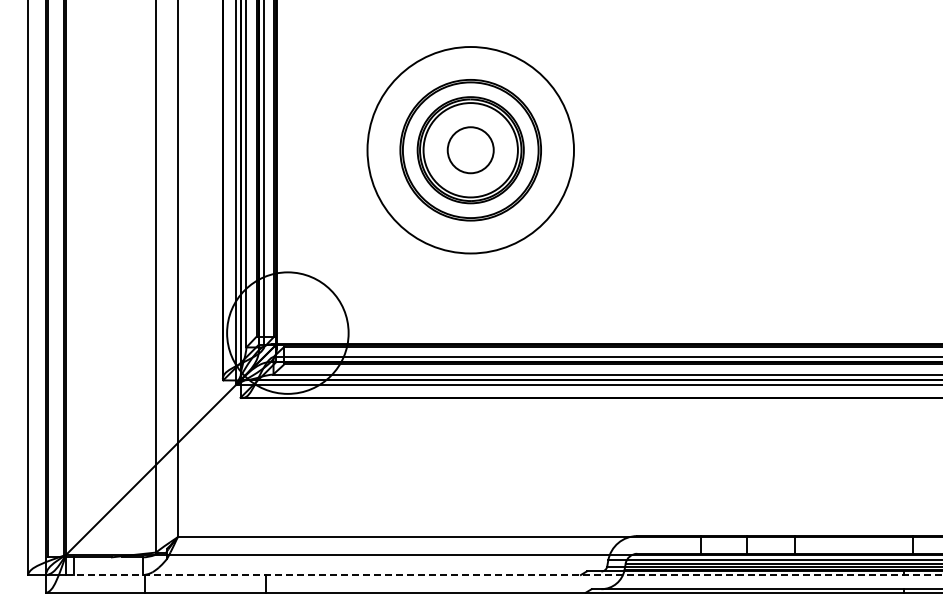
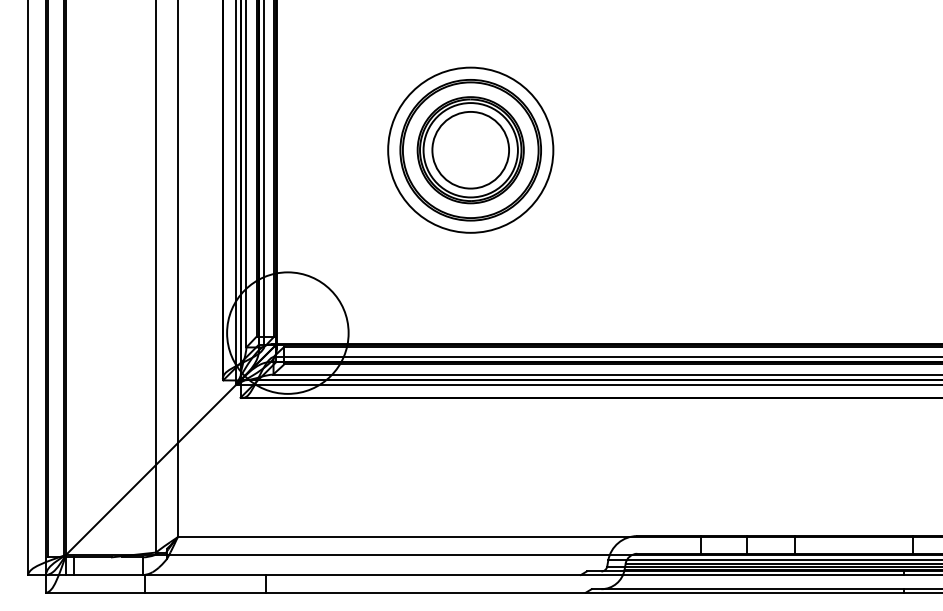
circle diameter: 206 px -> 165 px (470, 149)
circle diameter: 46 px -> 77 px (470, 149)
line: dashed -> solid (504, 575)
